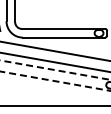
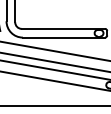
line: dashed -> solid (54, 70)
line: dashed -> solid (56, 81)
